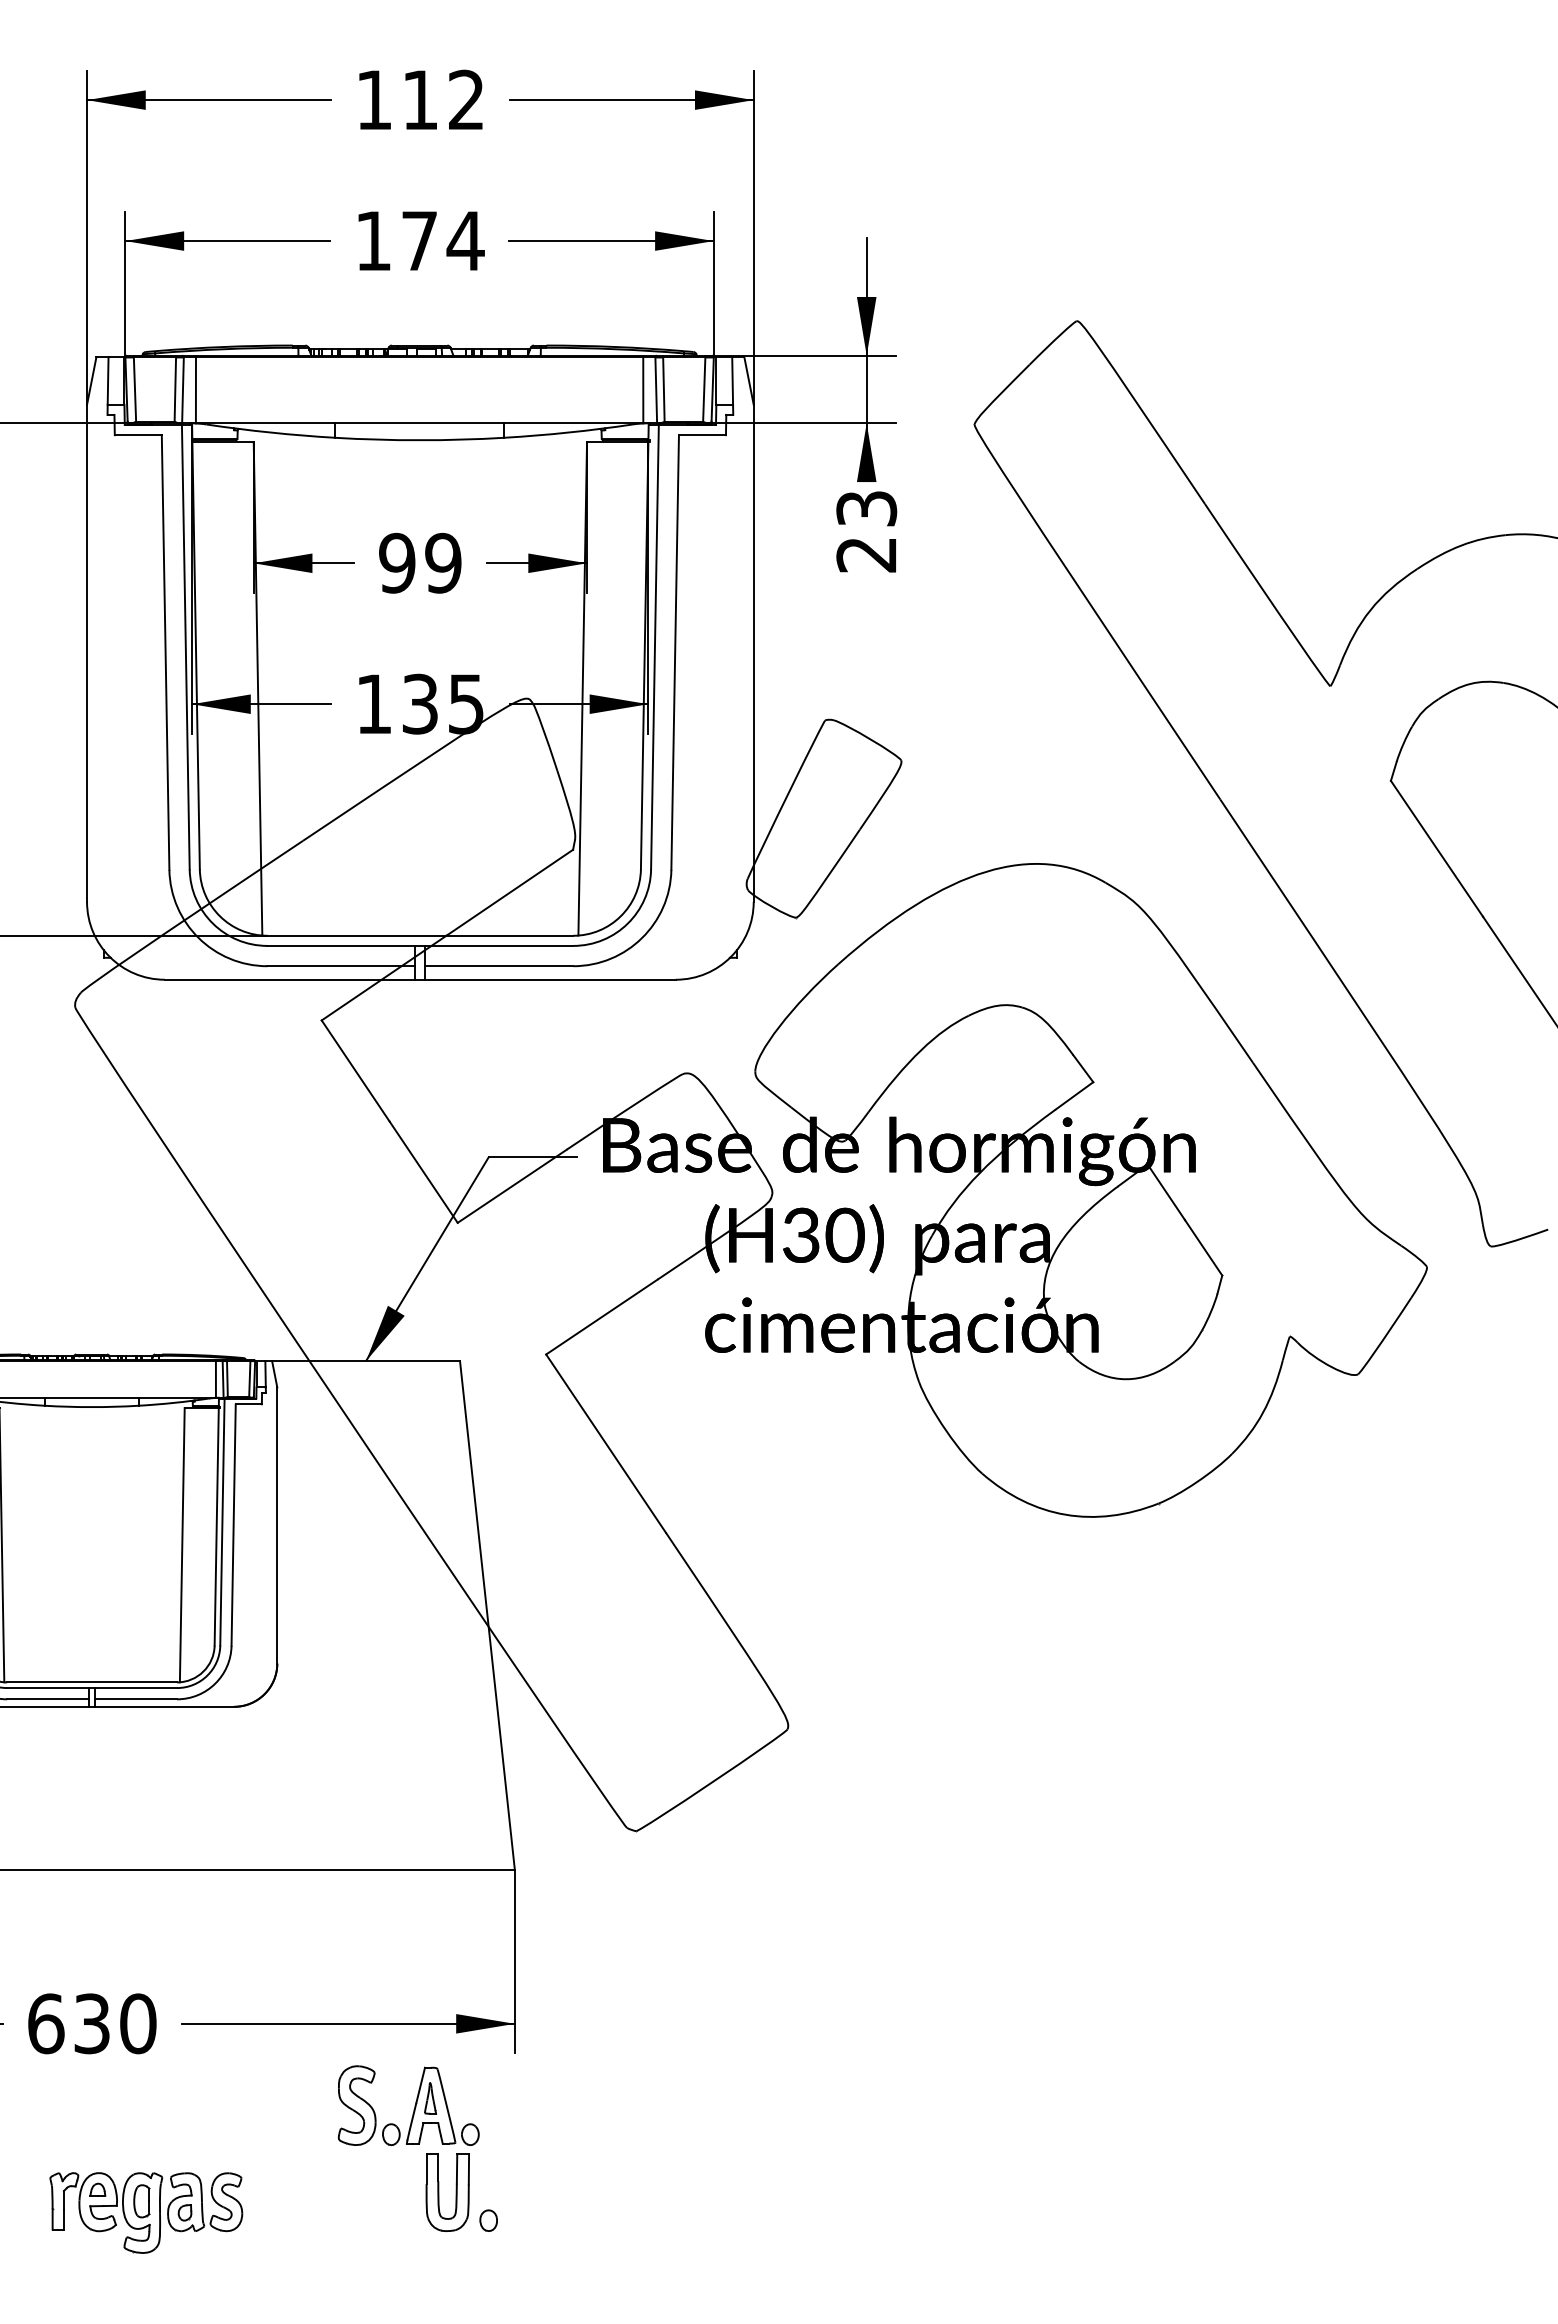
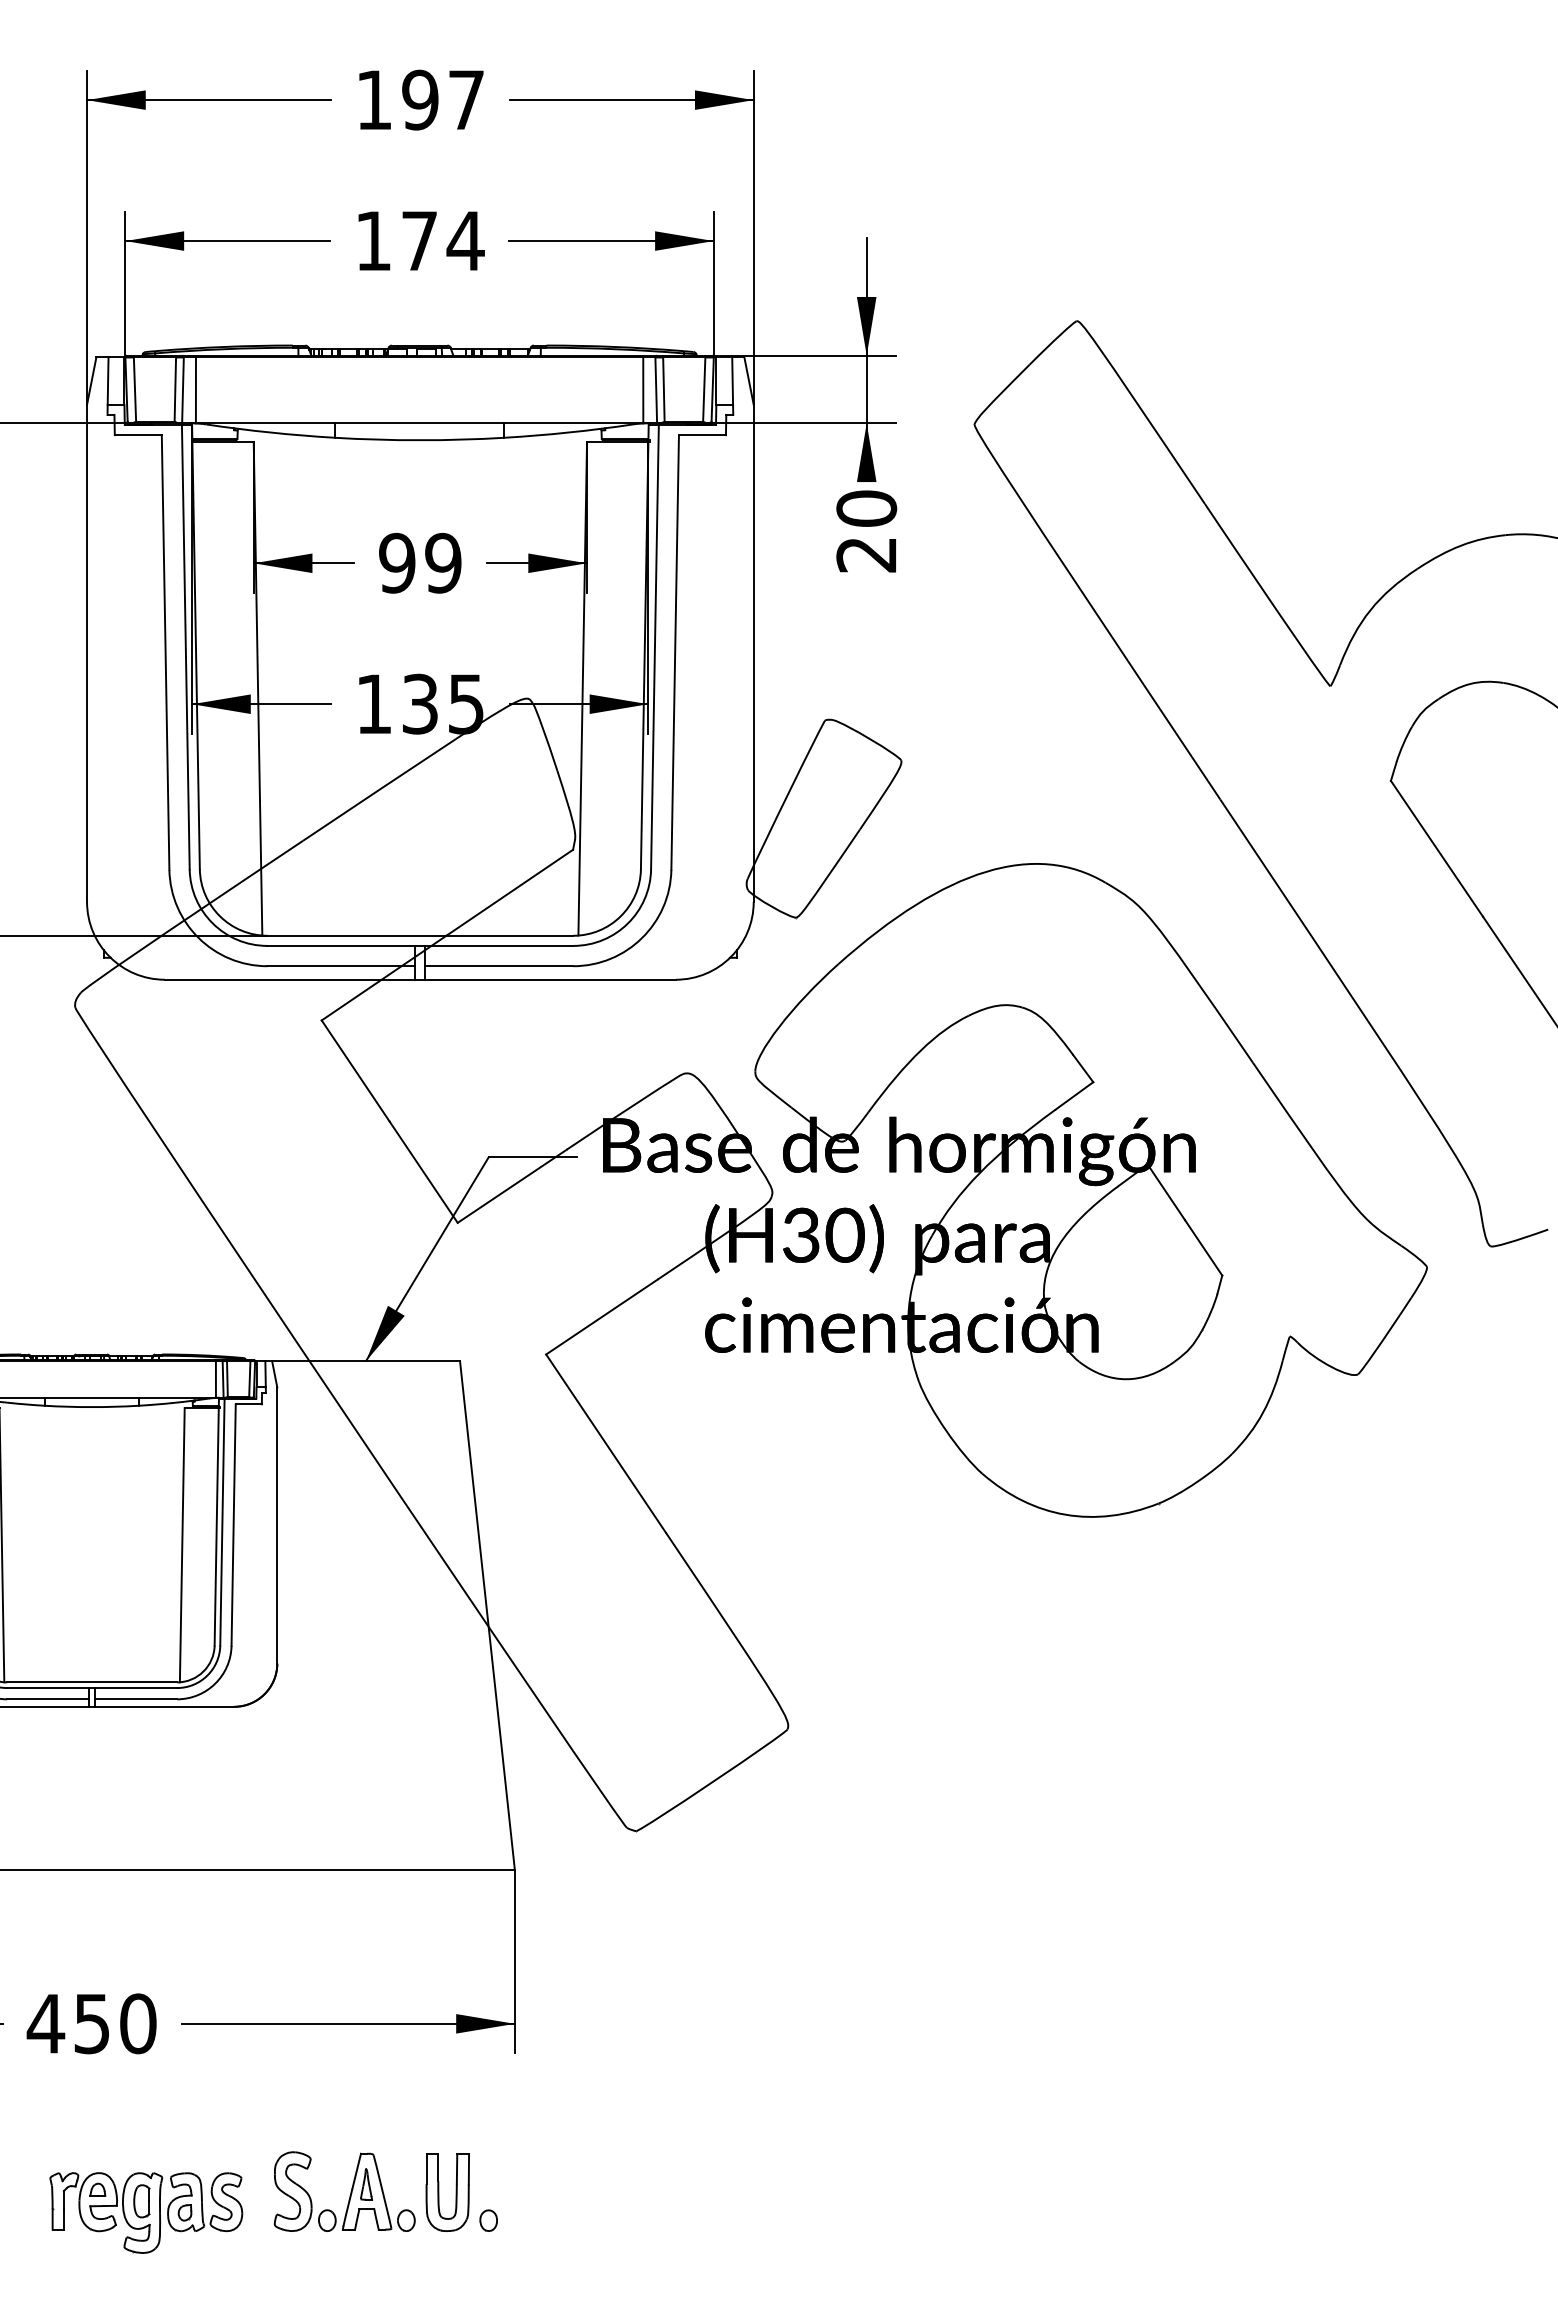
text: 112 -> 197 (442, 99)
text: 23 -> 20 (866, 508)
text: 630 -> 450 (67, 2023)
part position: (408, 2105) -> (344, 2191) (344, 2191)
